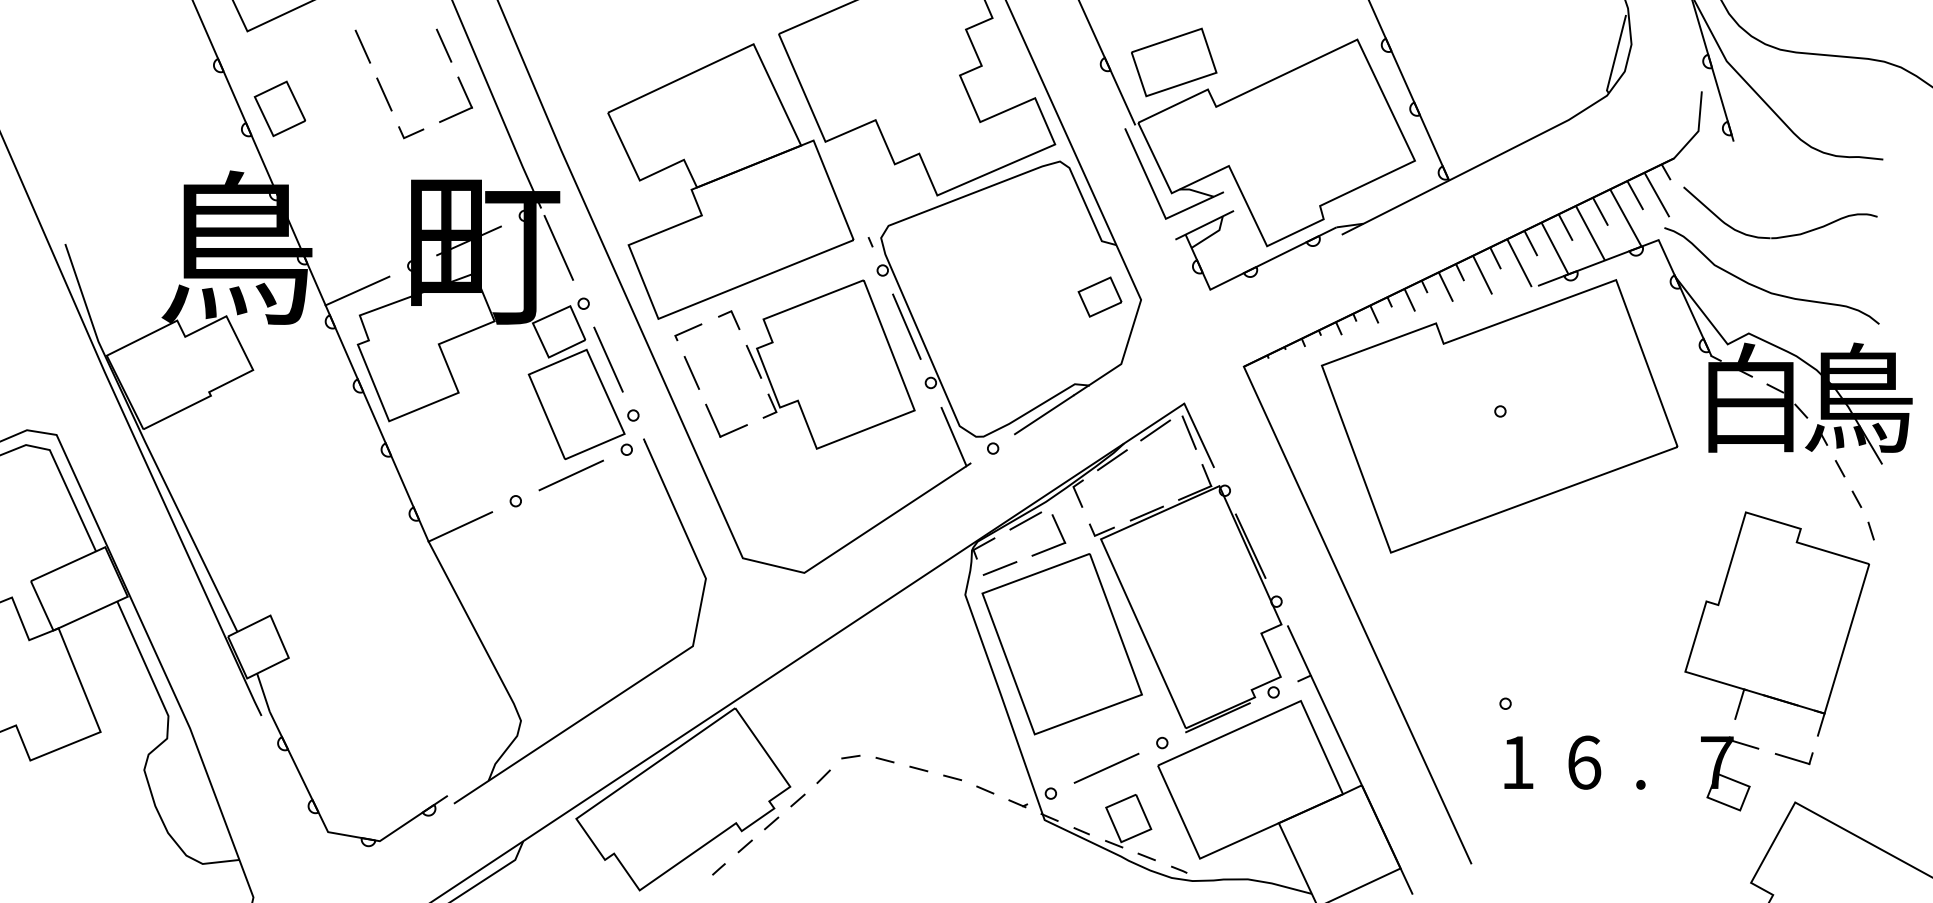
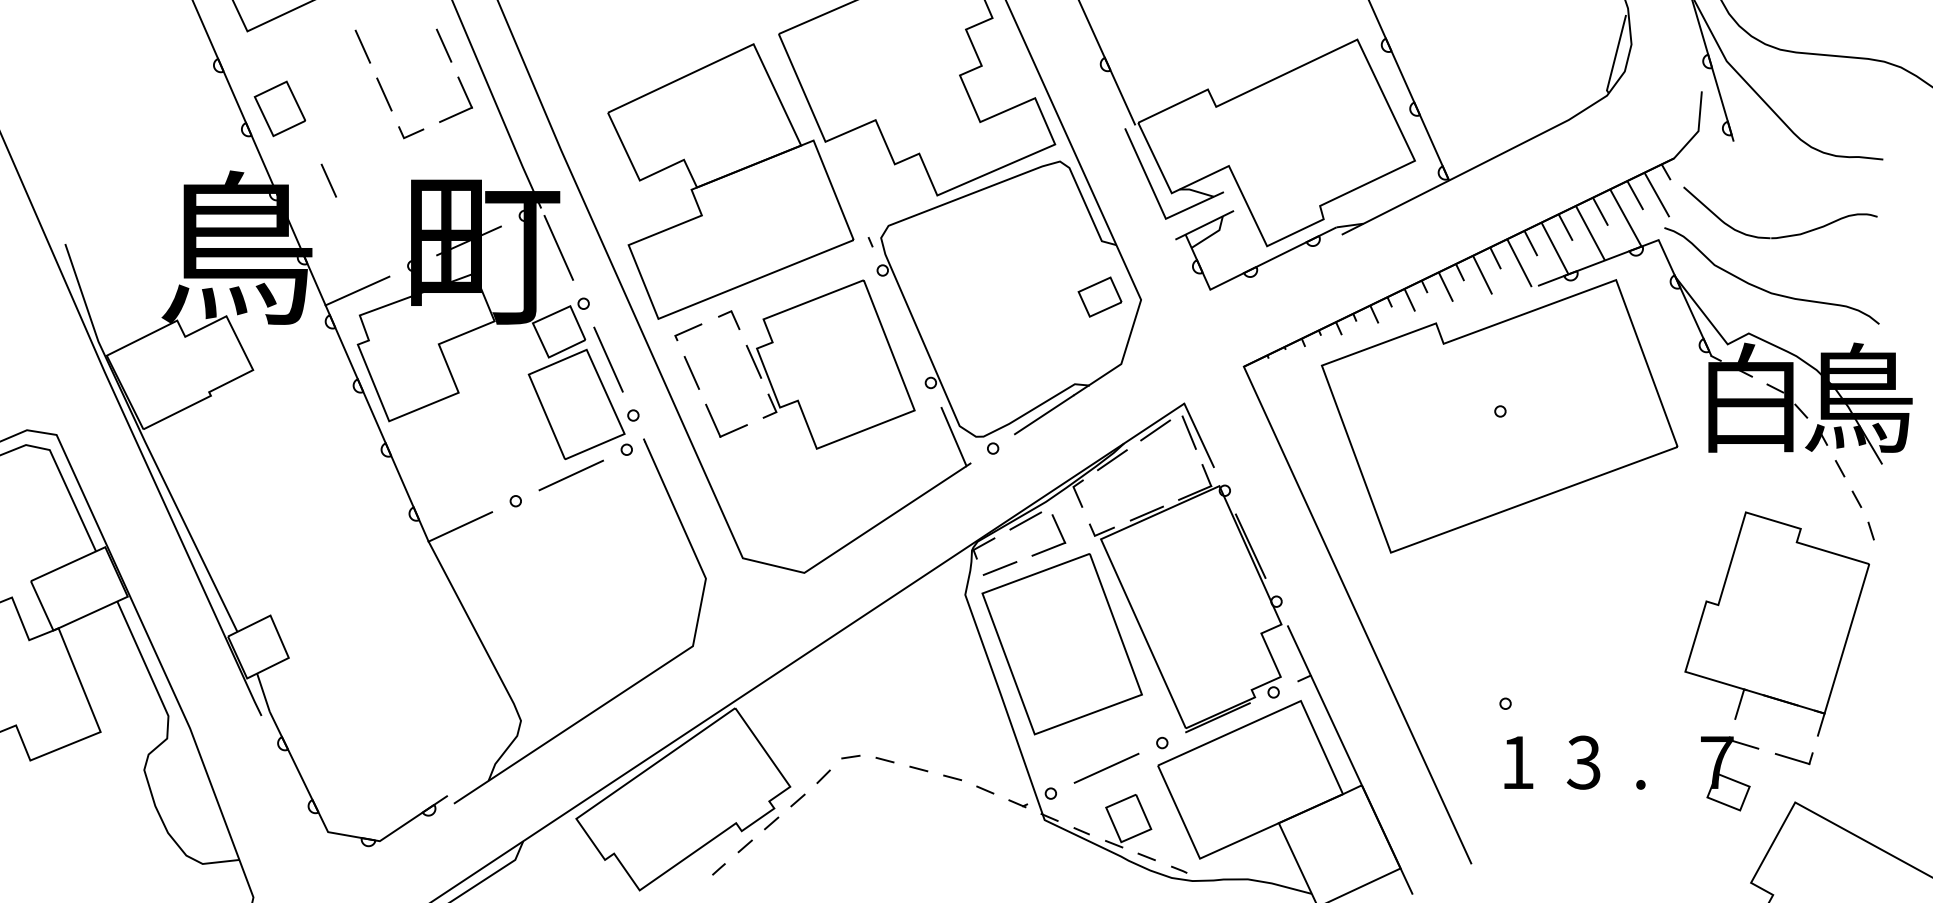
part: present -> none (1174, 62)
line: none -> present (328, 180)
line: present -> none (906, 326)
text: 6 -> 3 (1583, 762)
